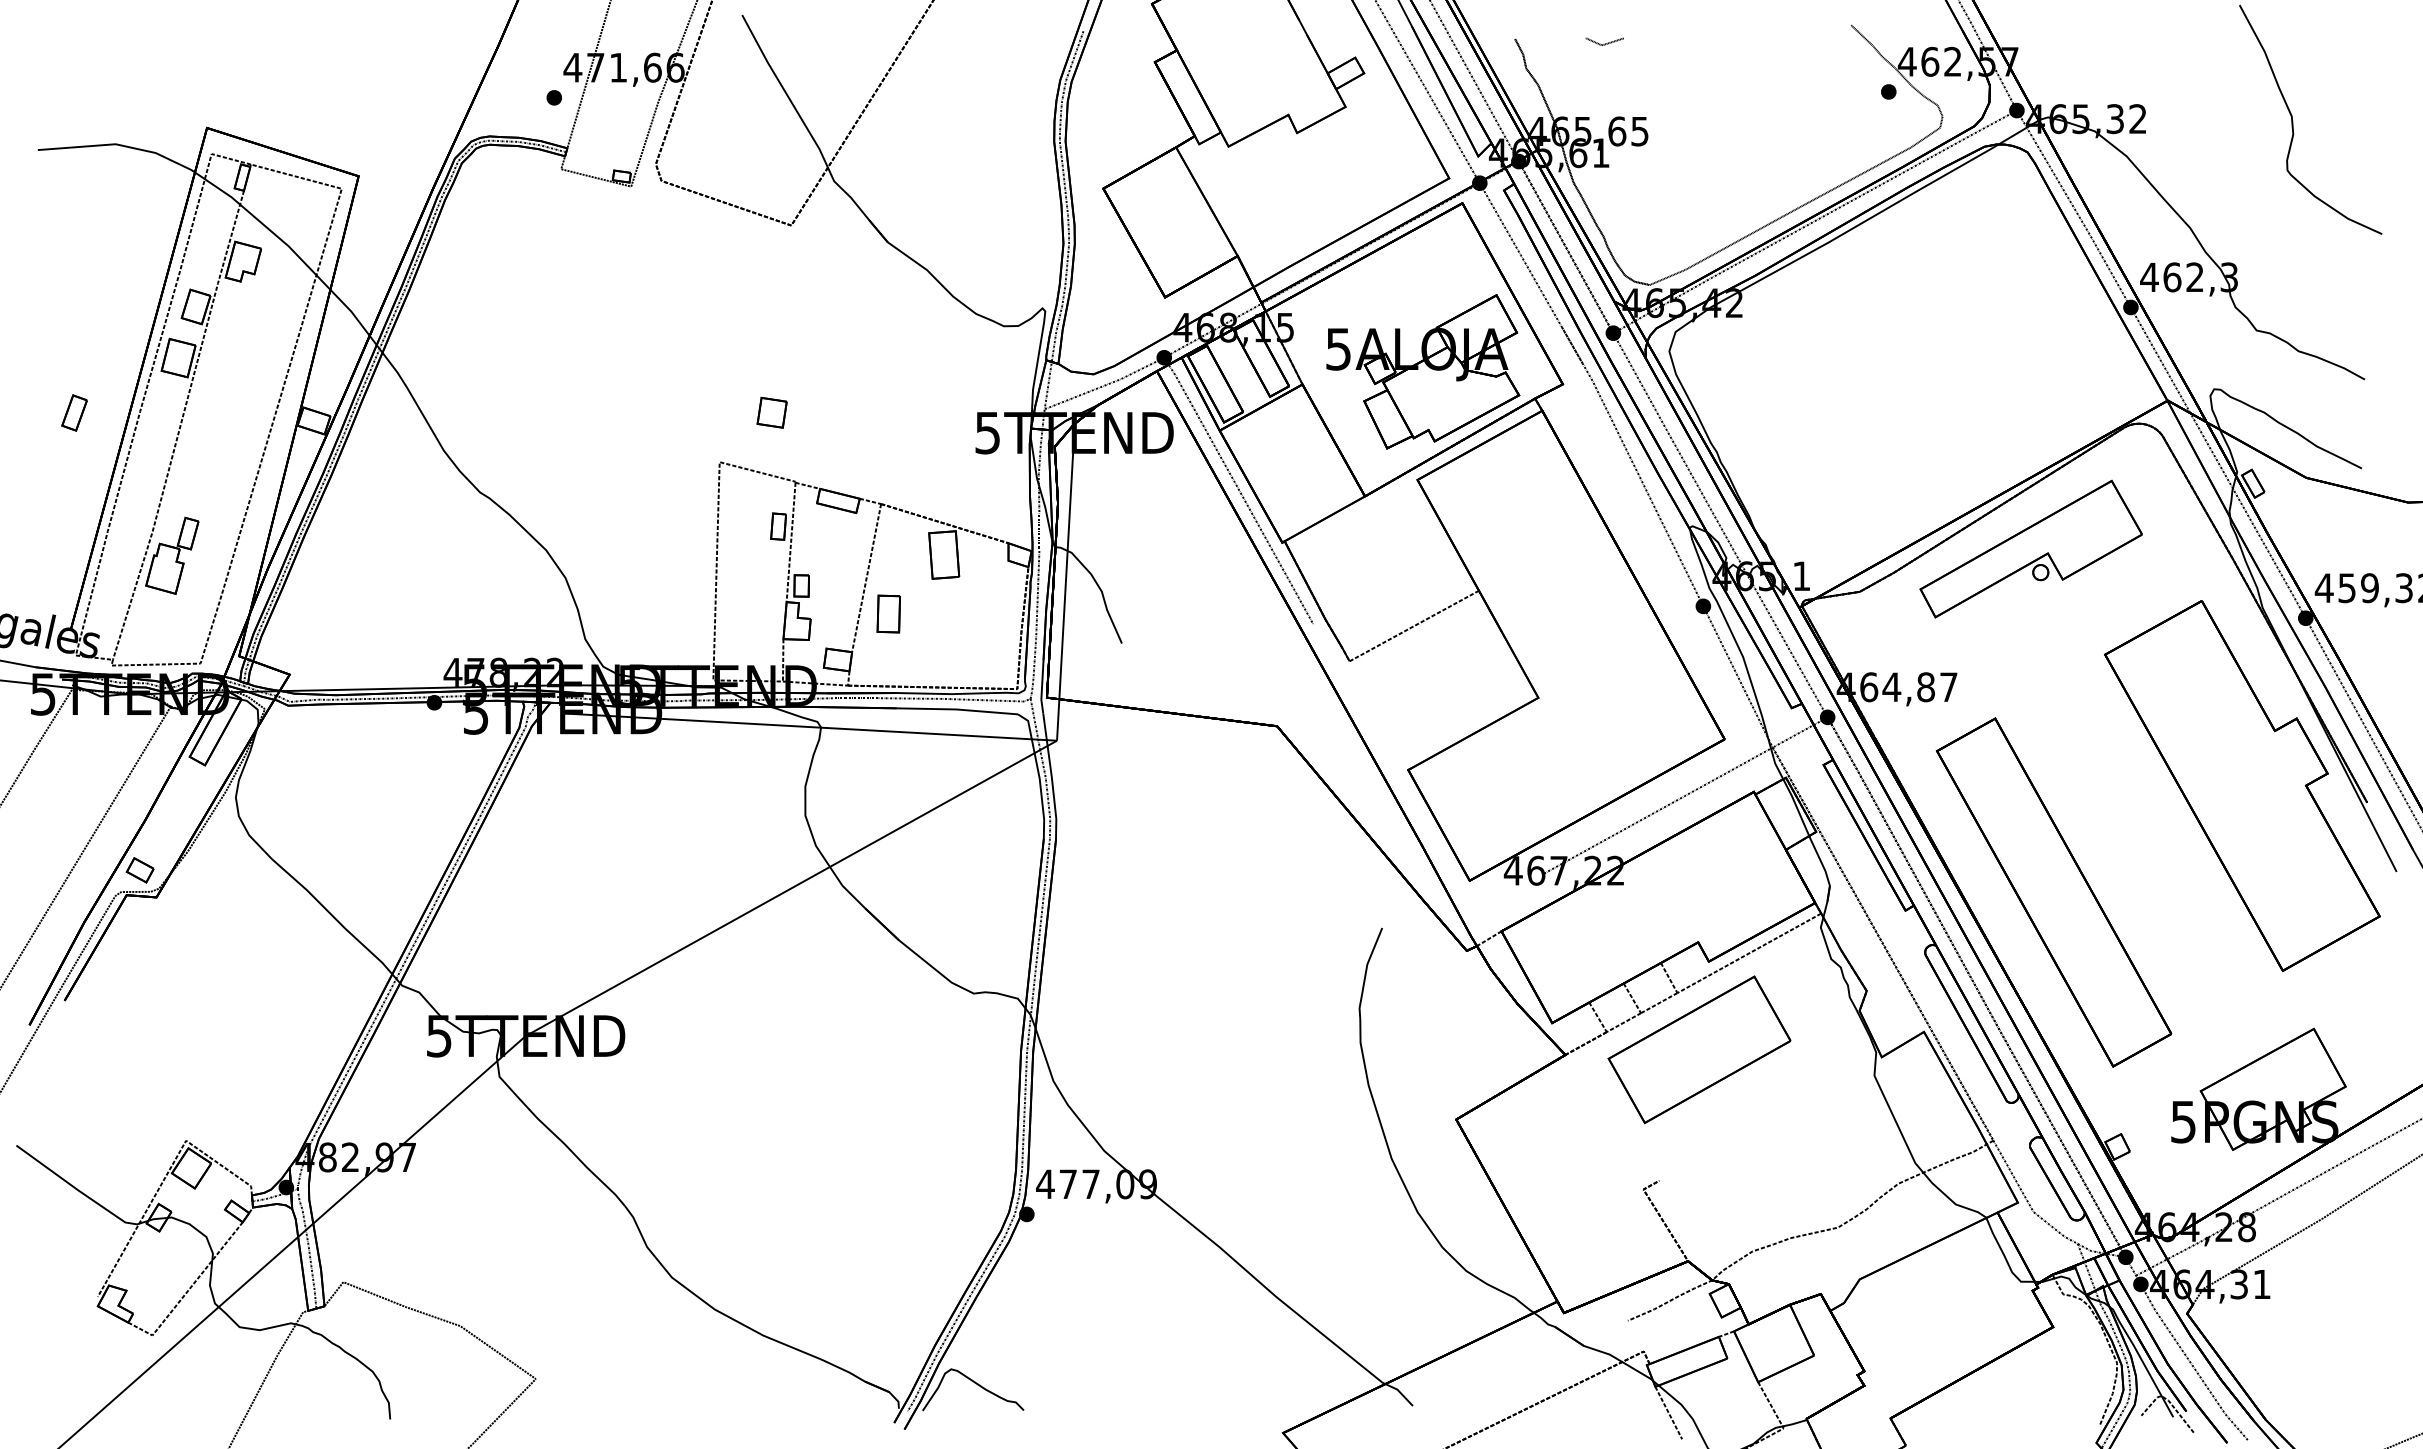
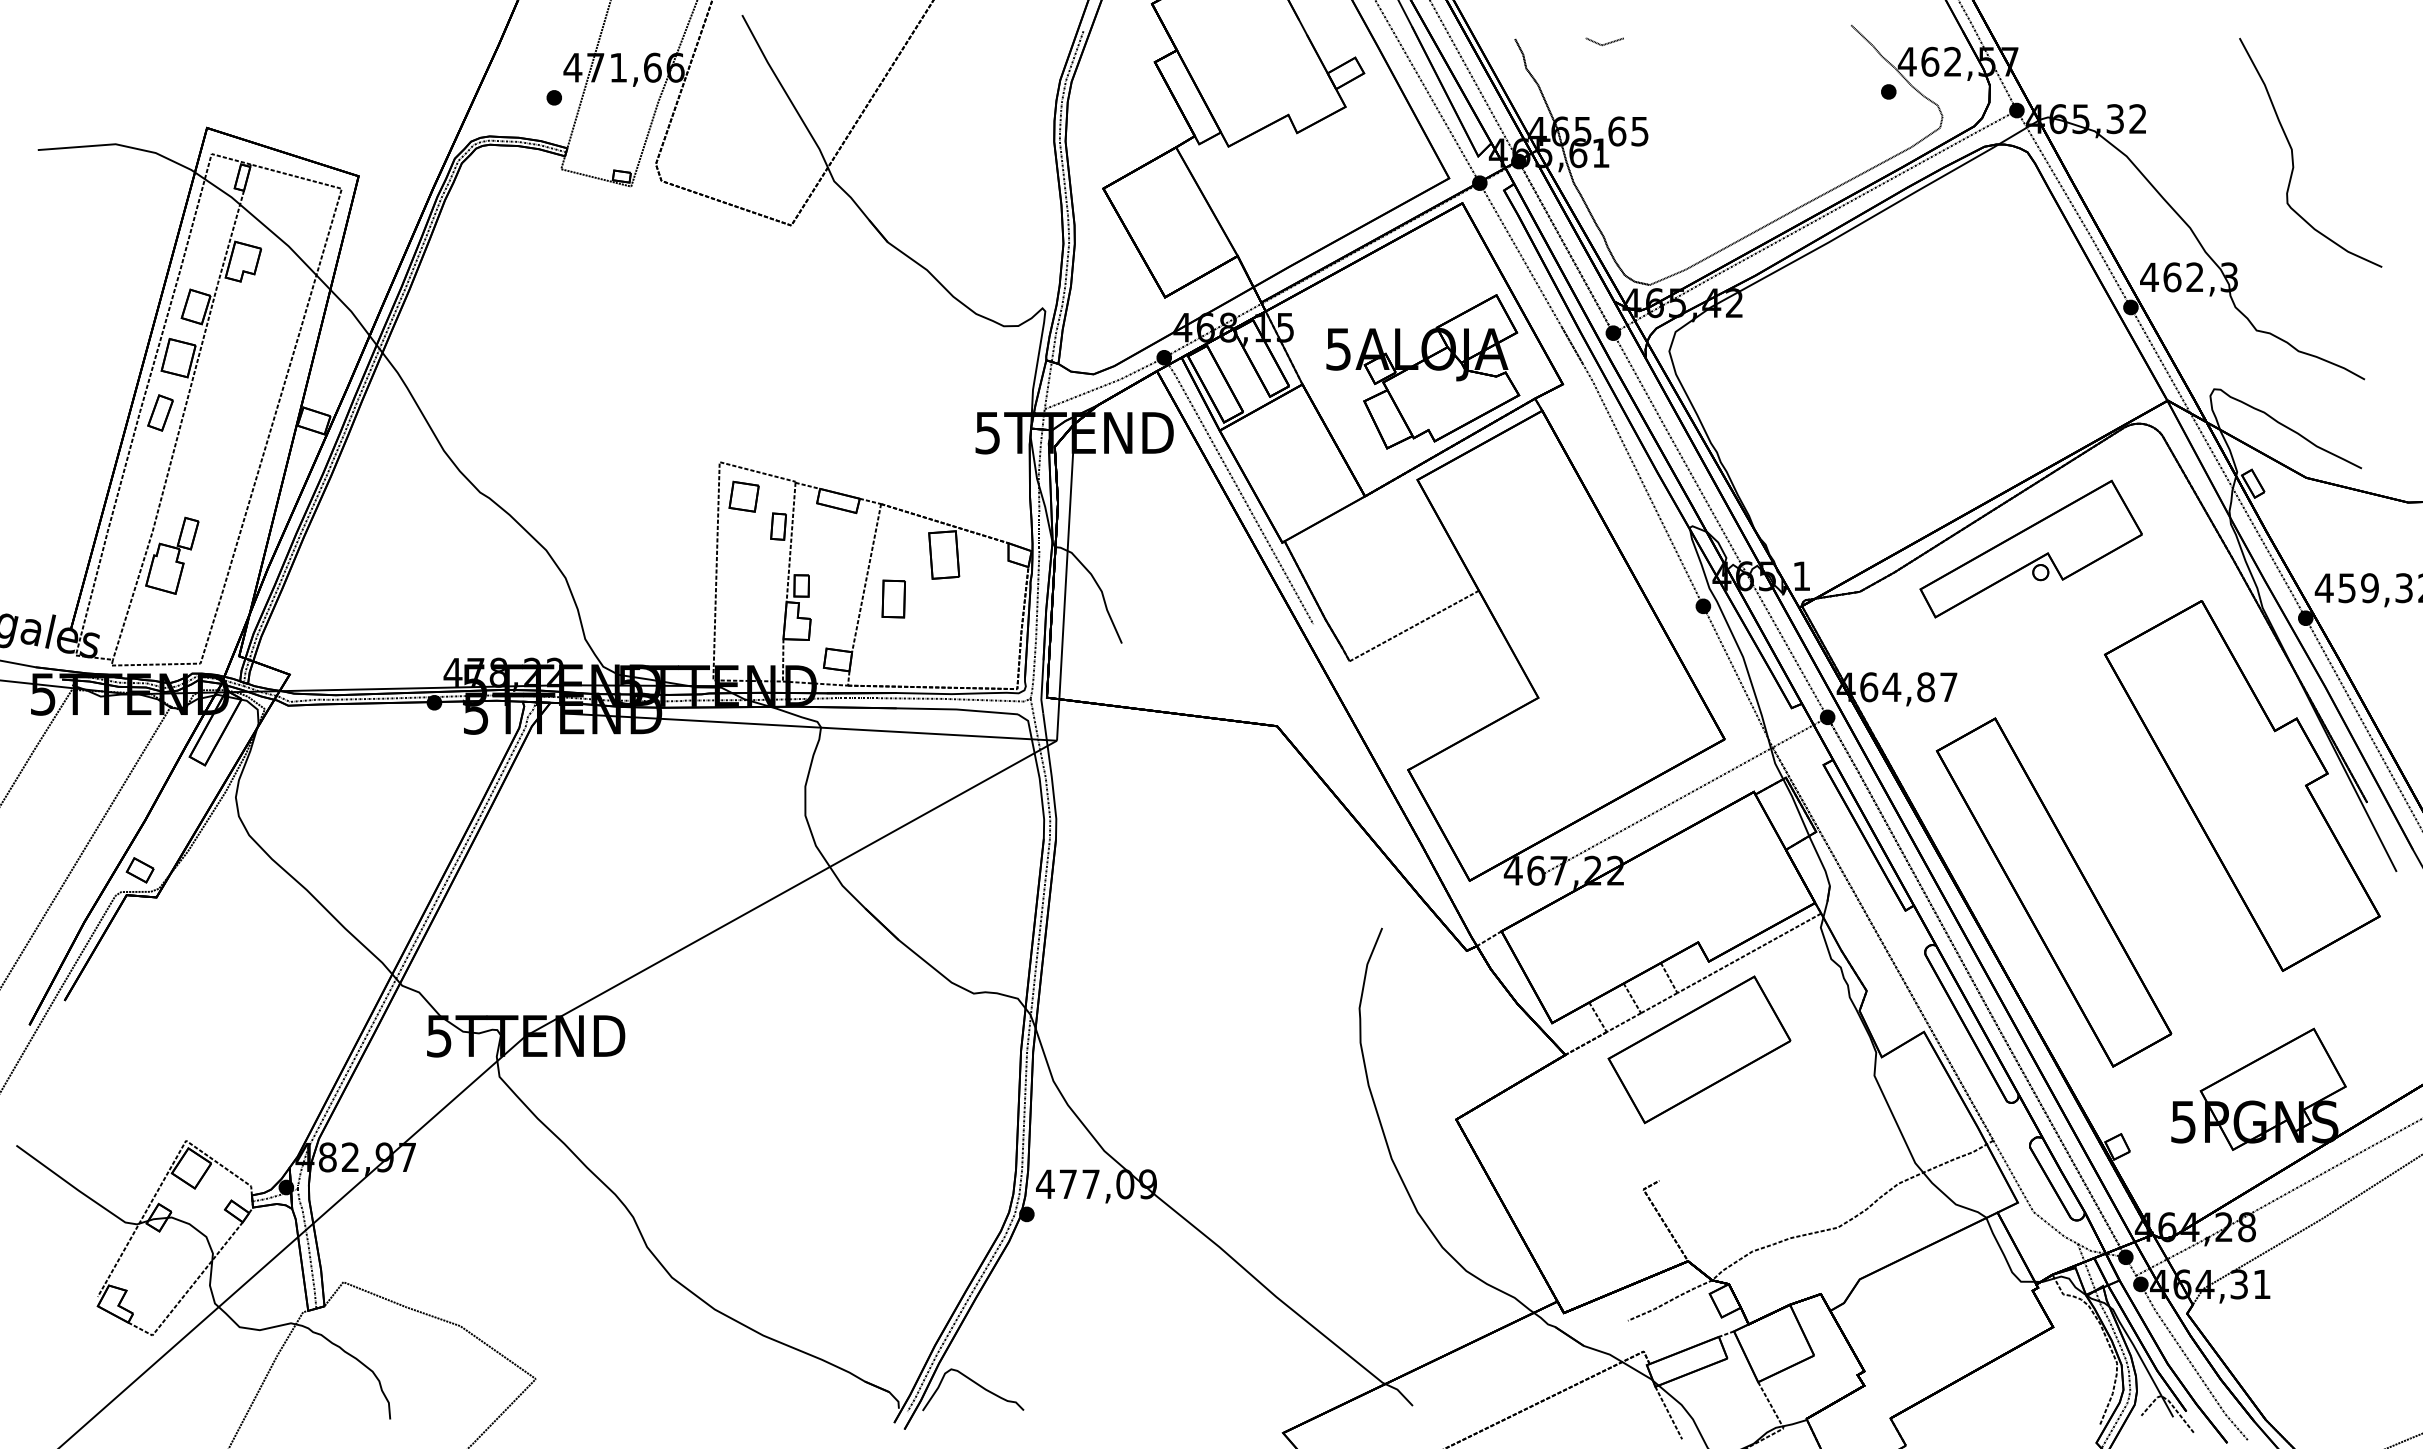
part position: (2293, 120) -> (2293, 153) (2293, 153)
part position: (74, 412) -> (160, 412) (160, 412)
part position: (771, 412) -> (743, 496) (743, 496)
part position: (888, 613) -> (893, 598) (893, 598)
